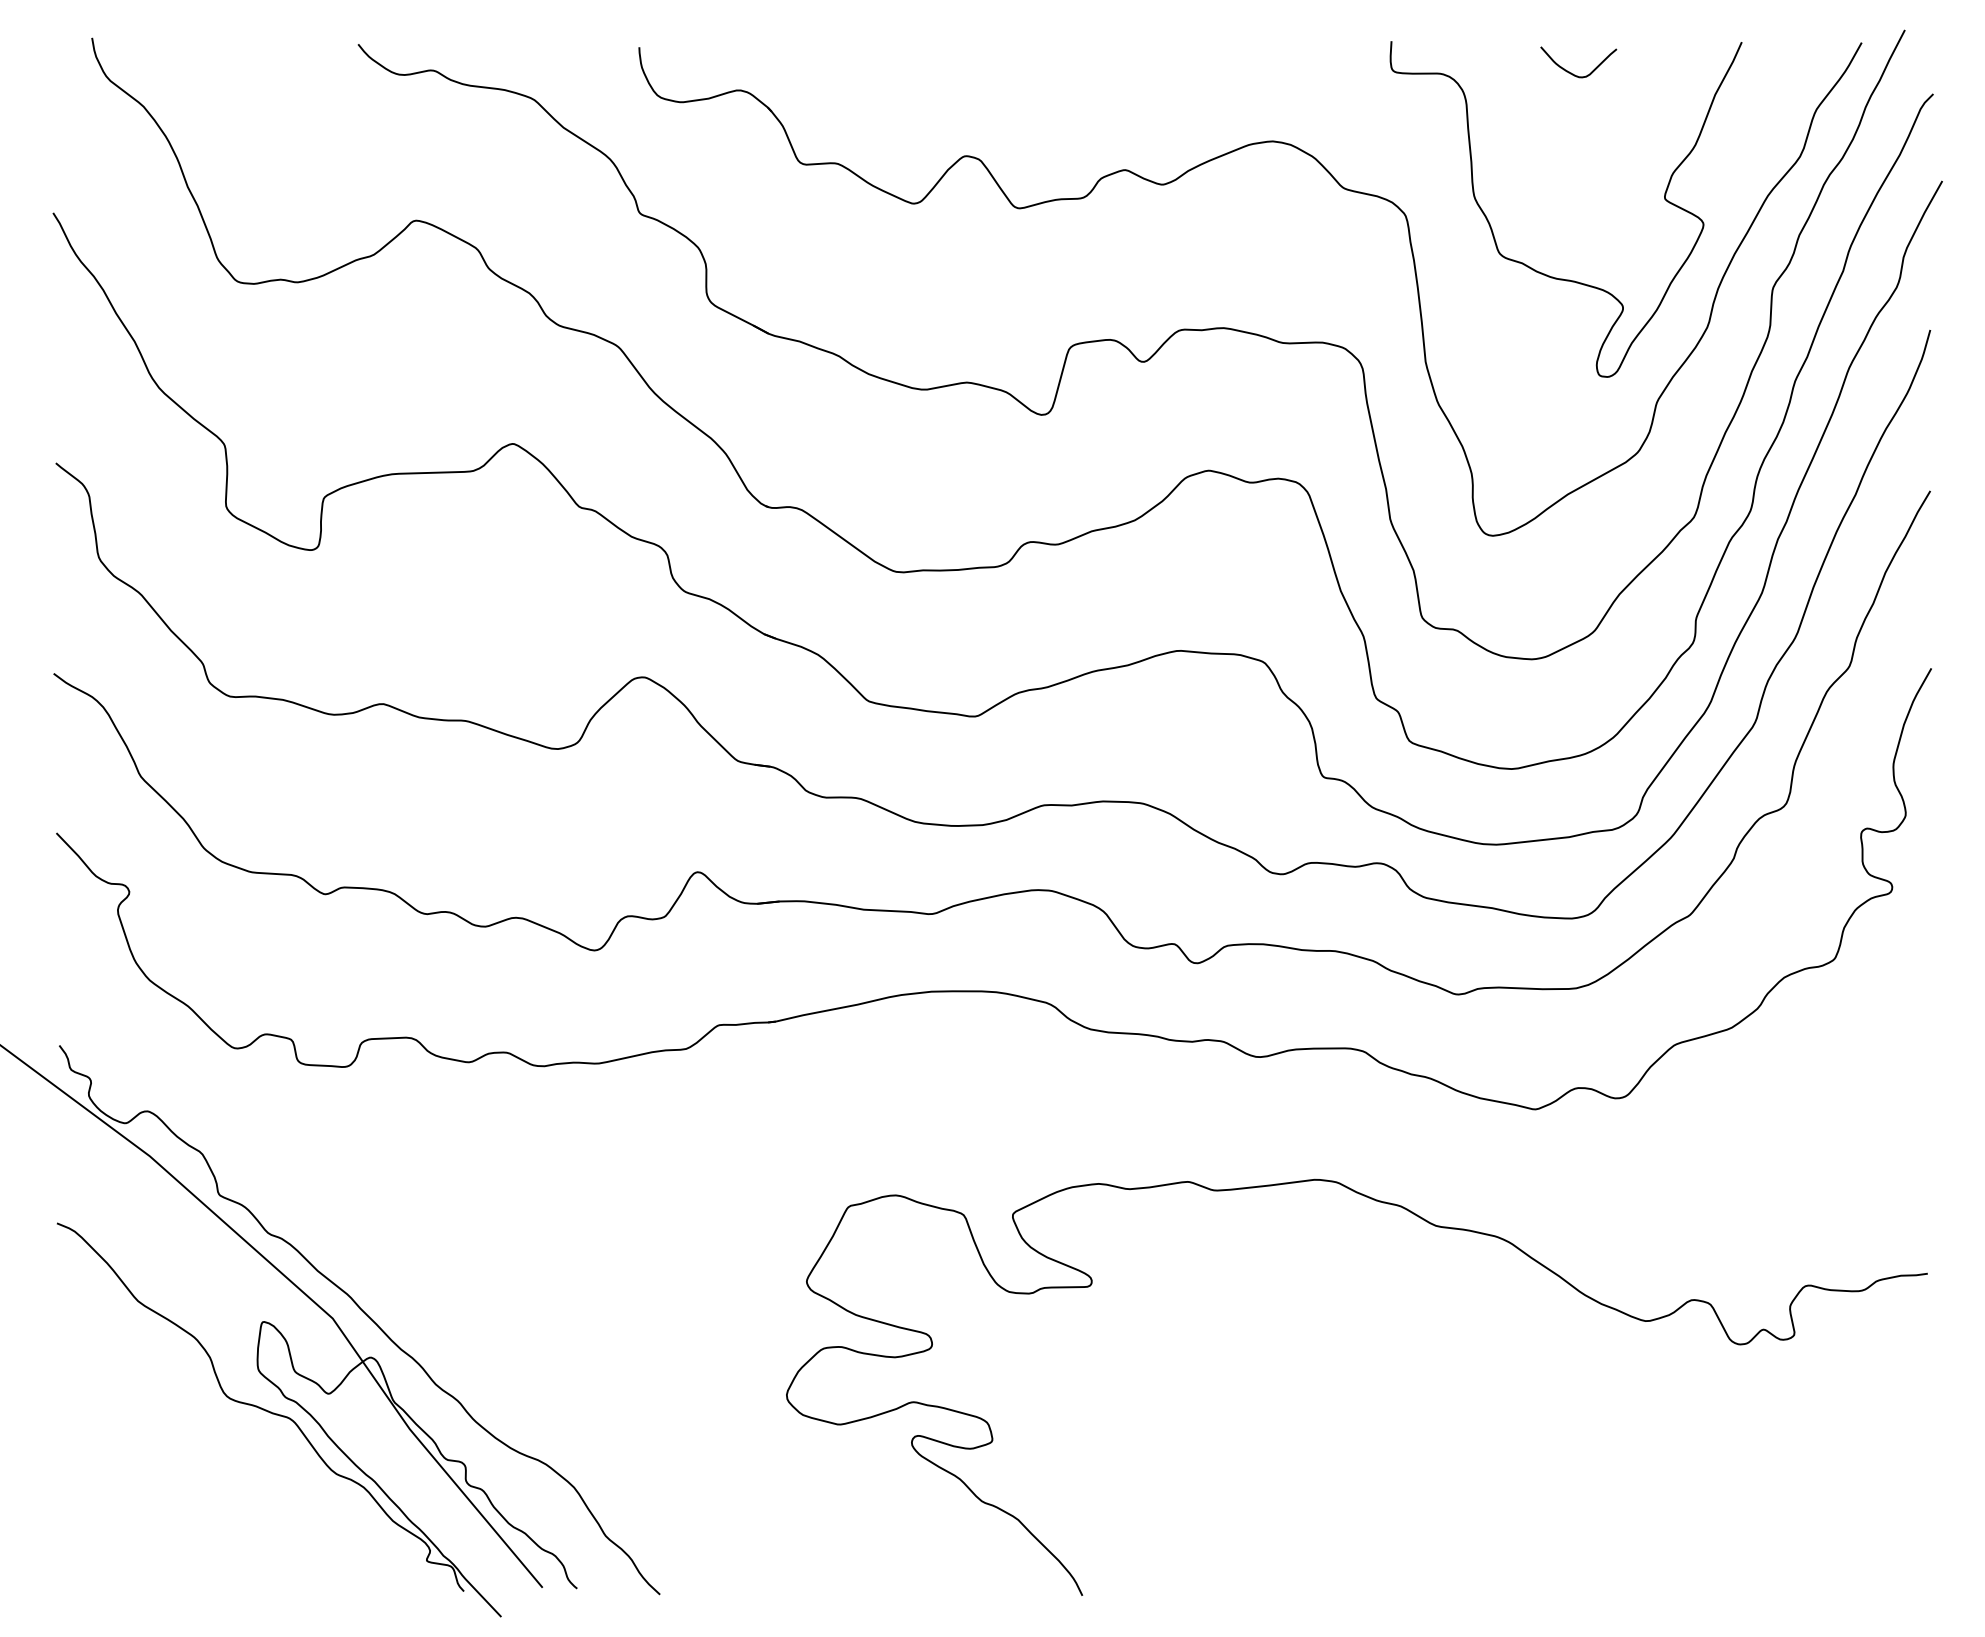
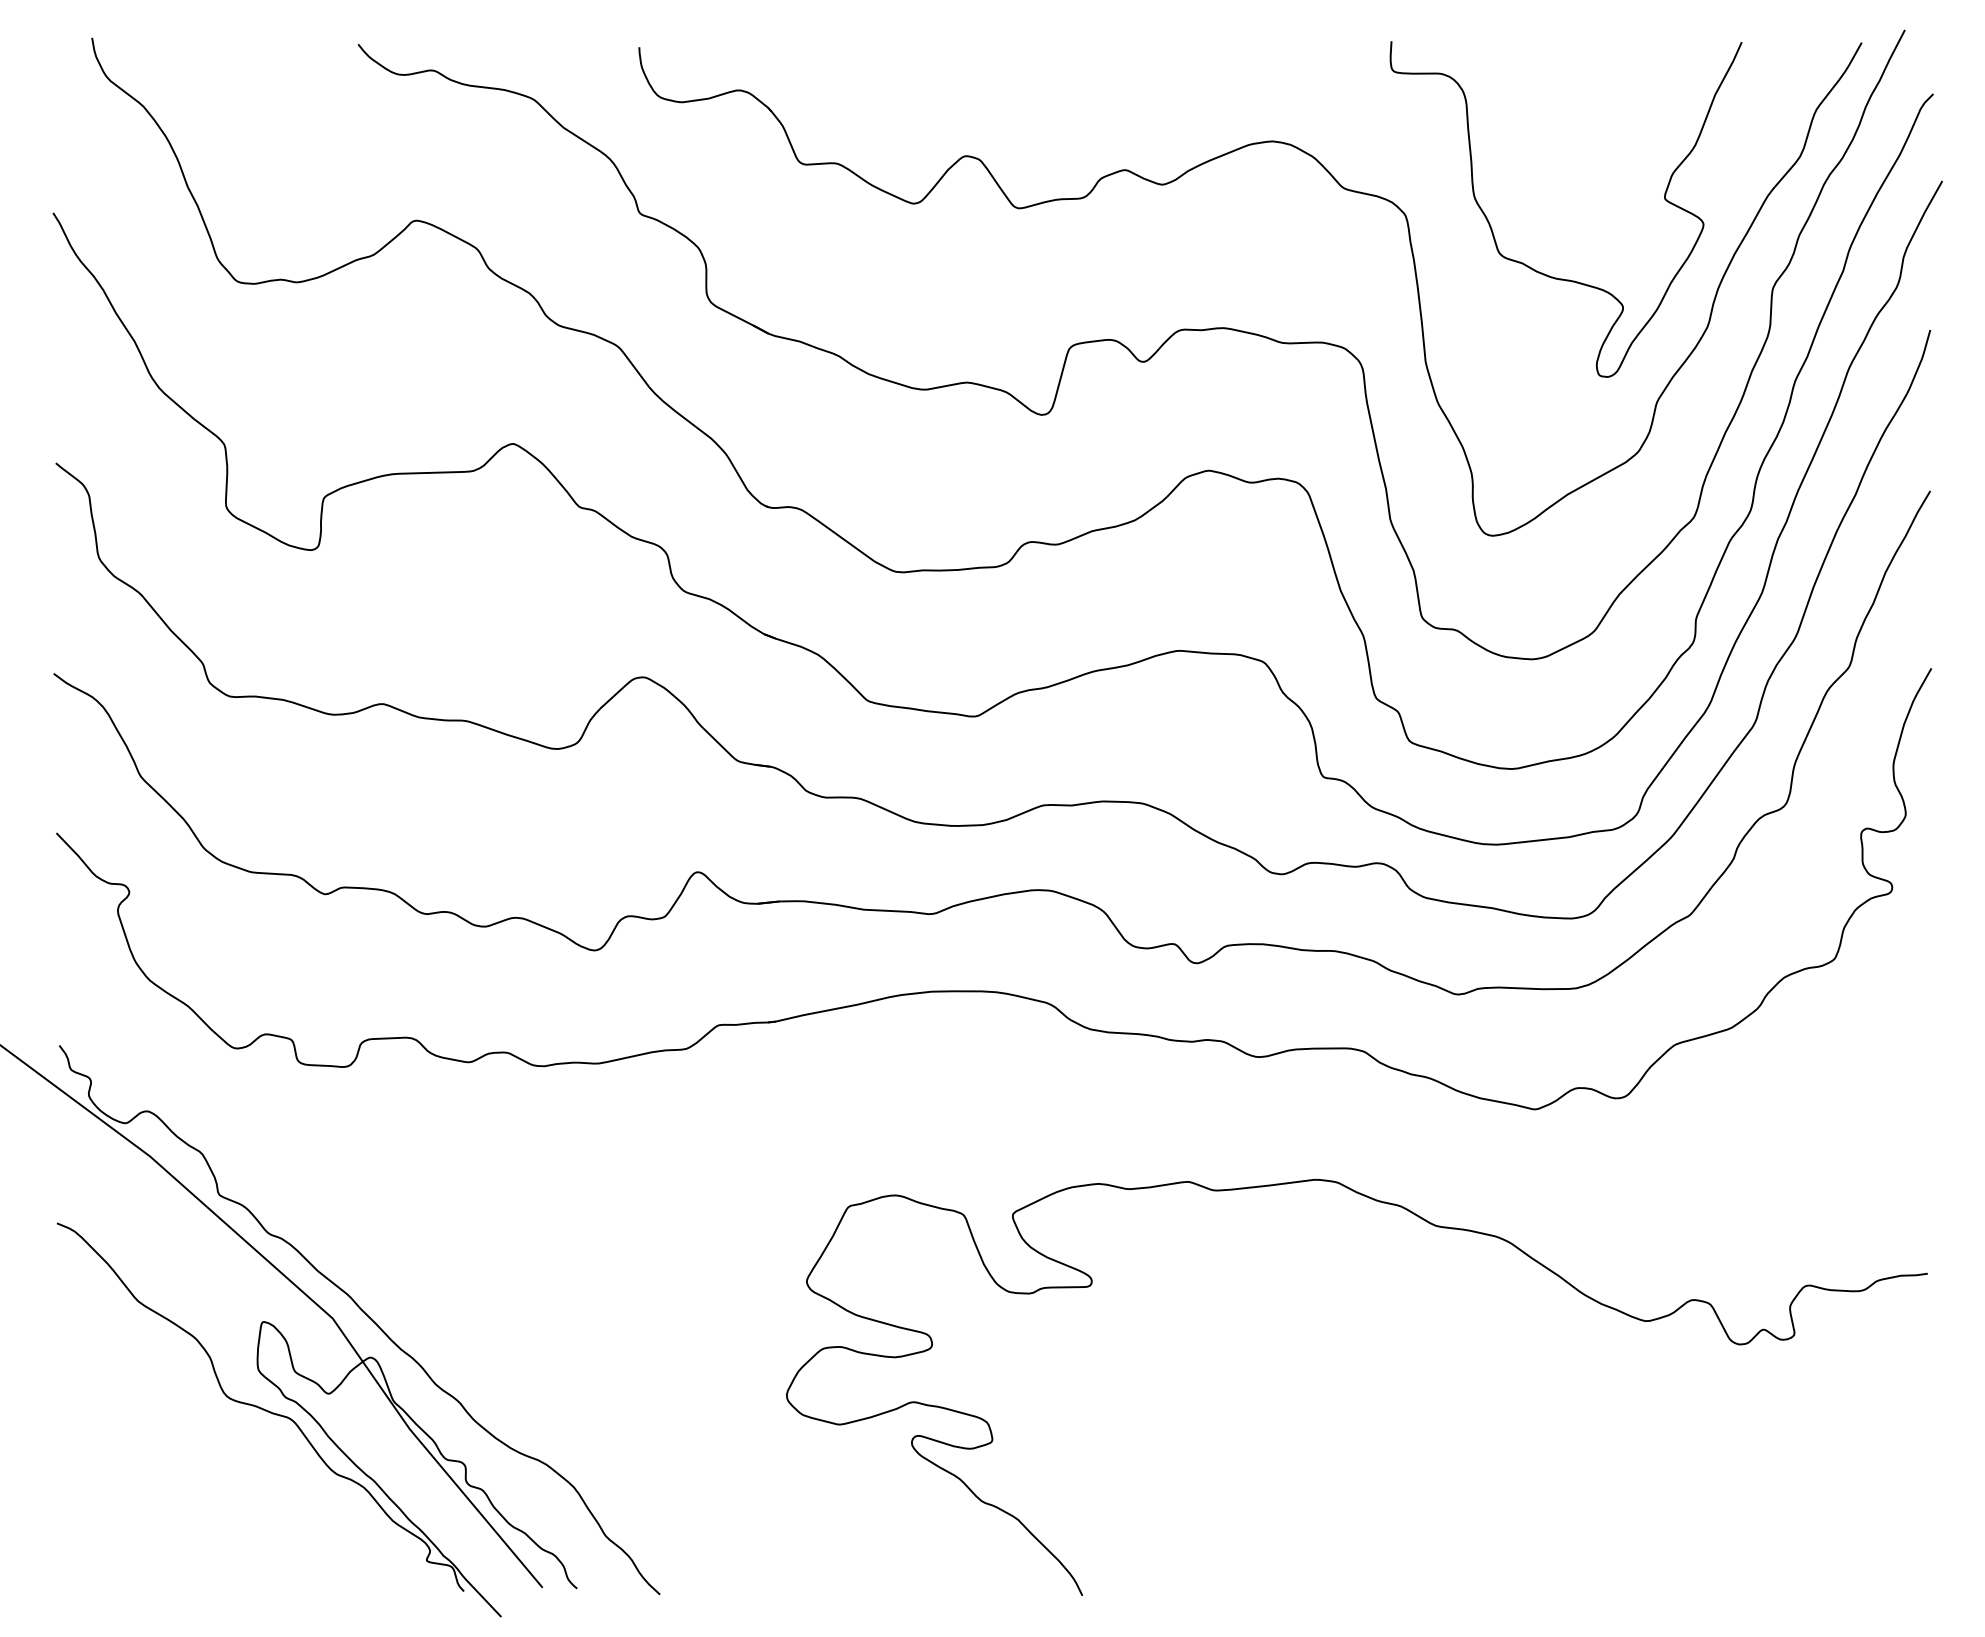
curve: present -> none (1573, 73)
